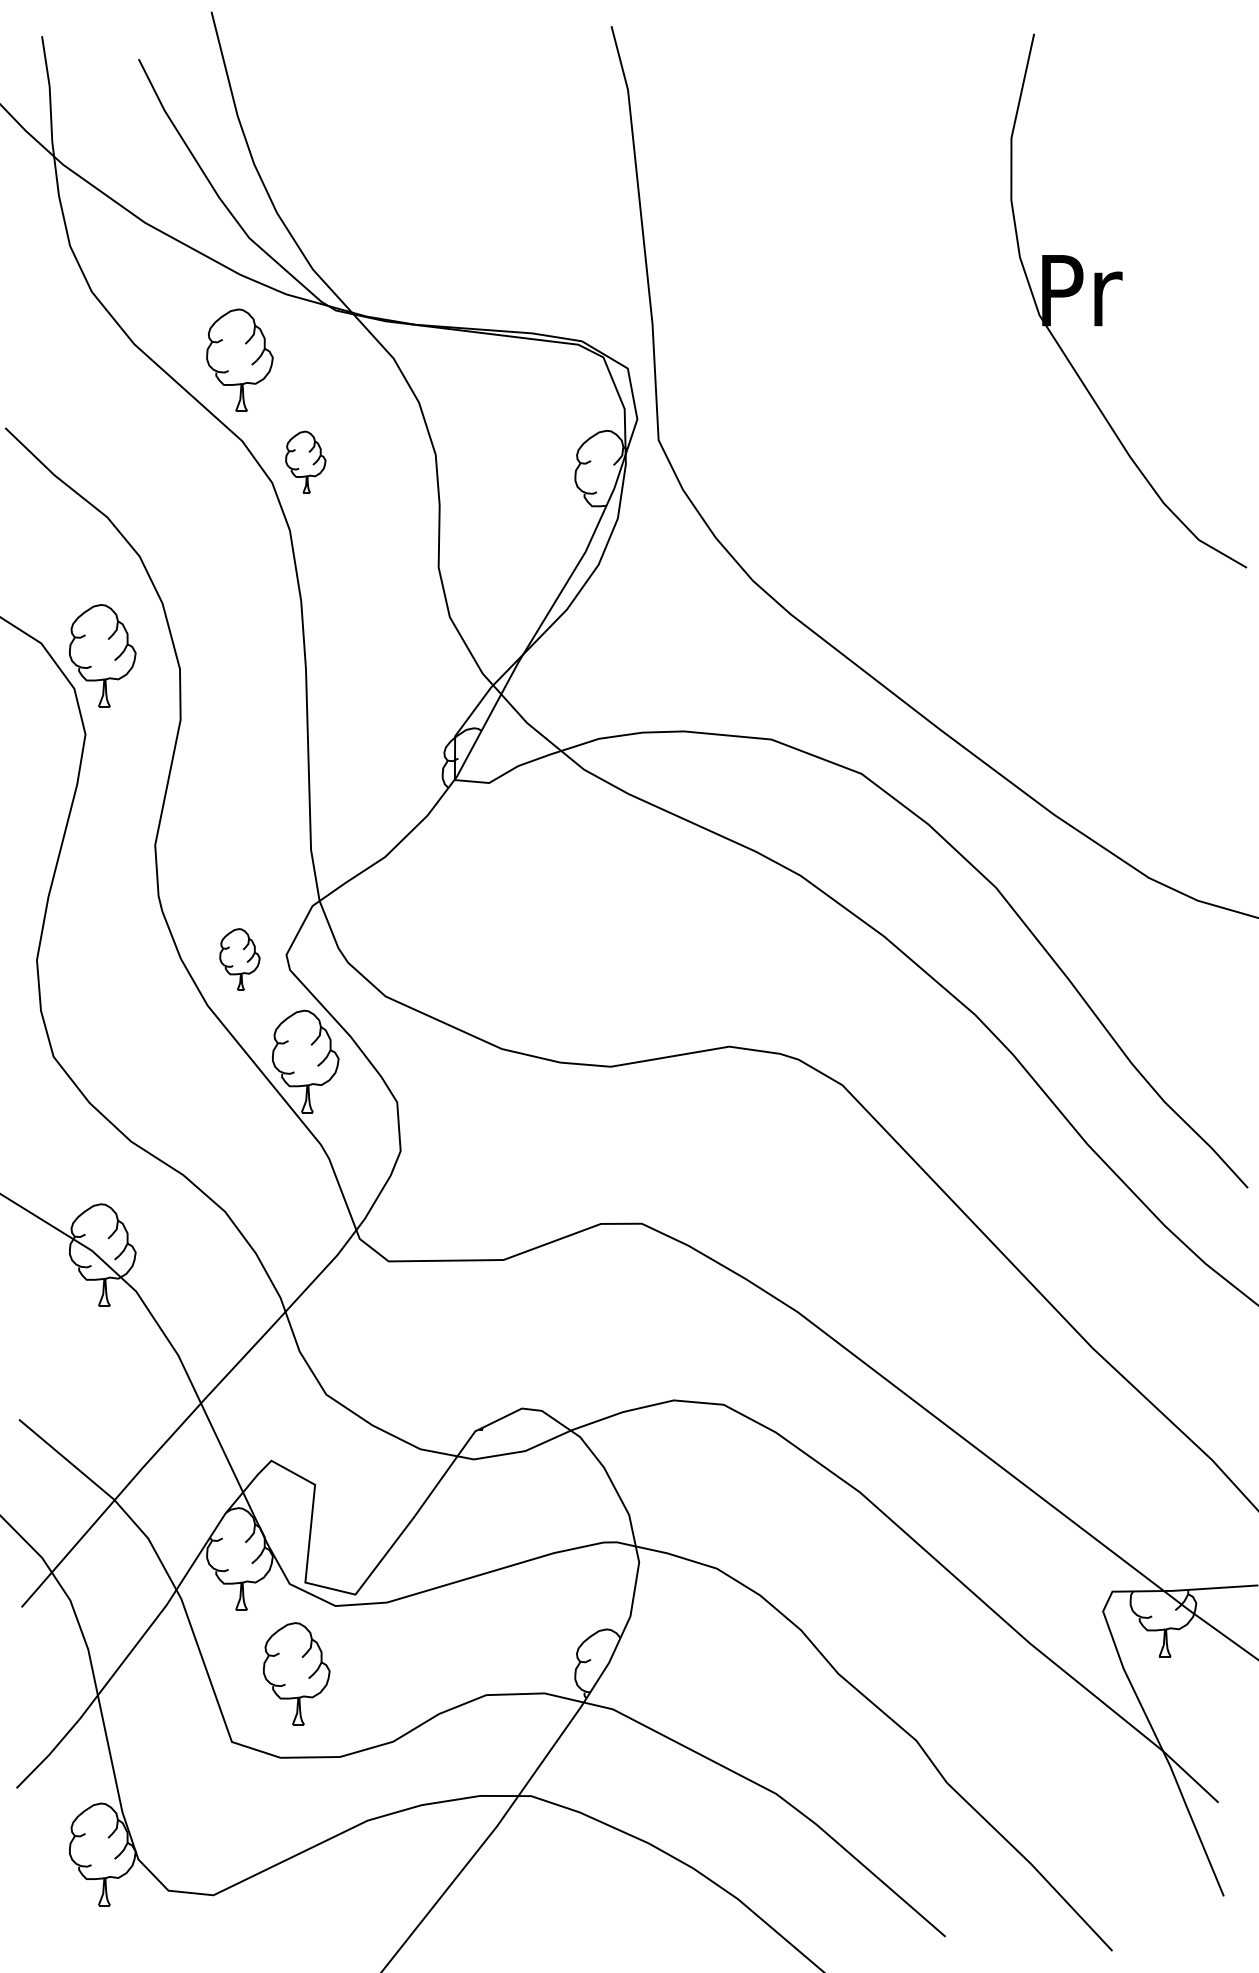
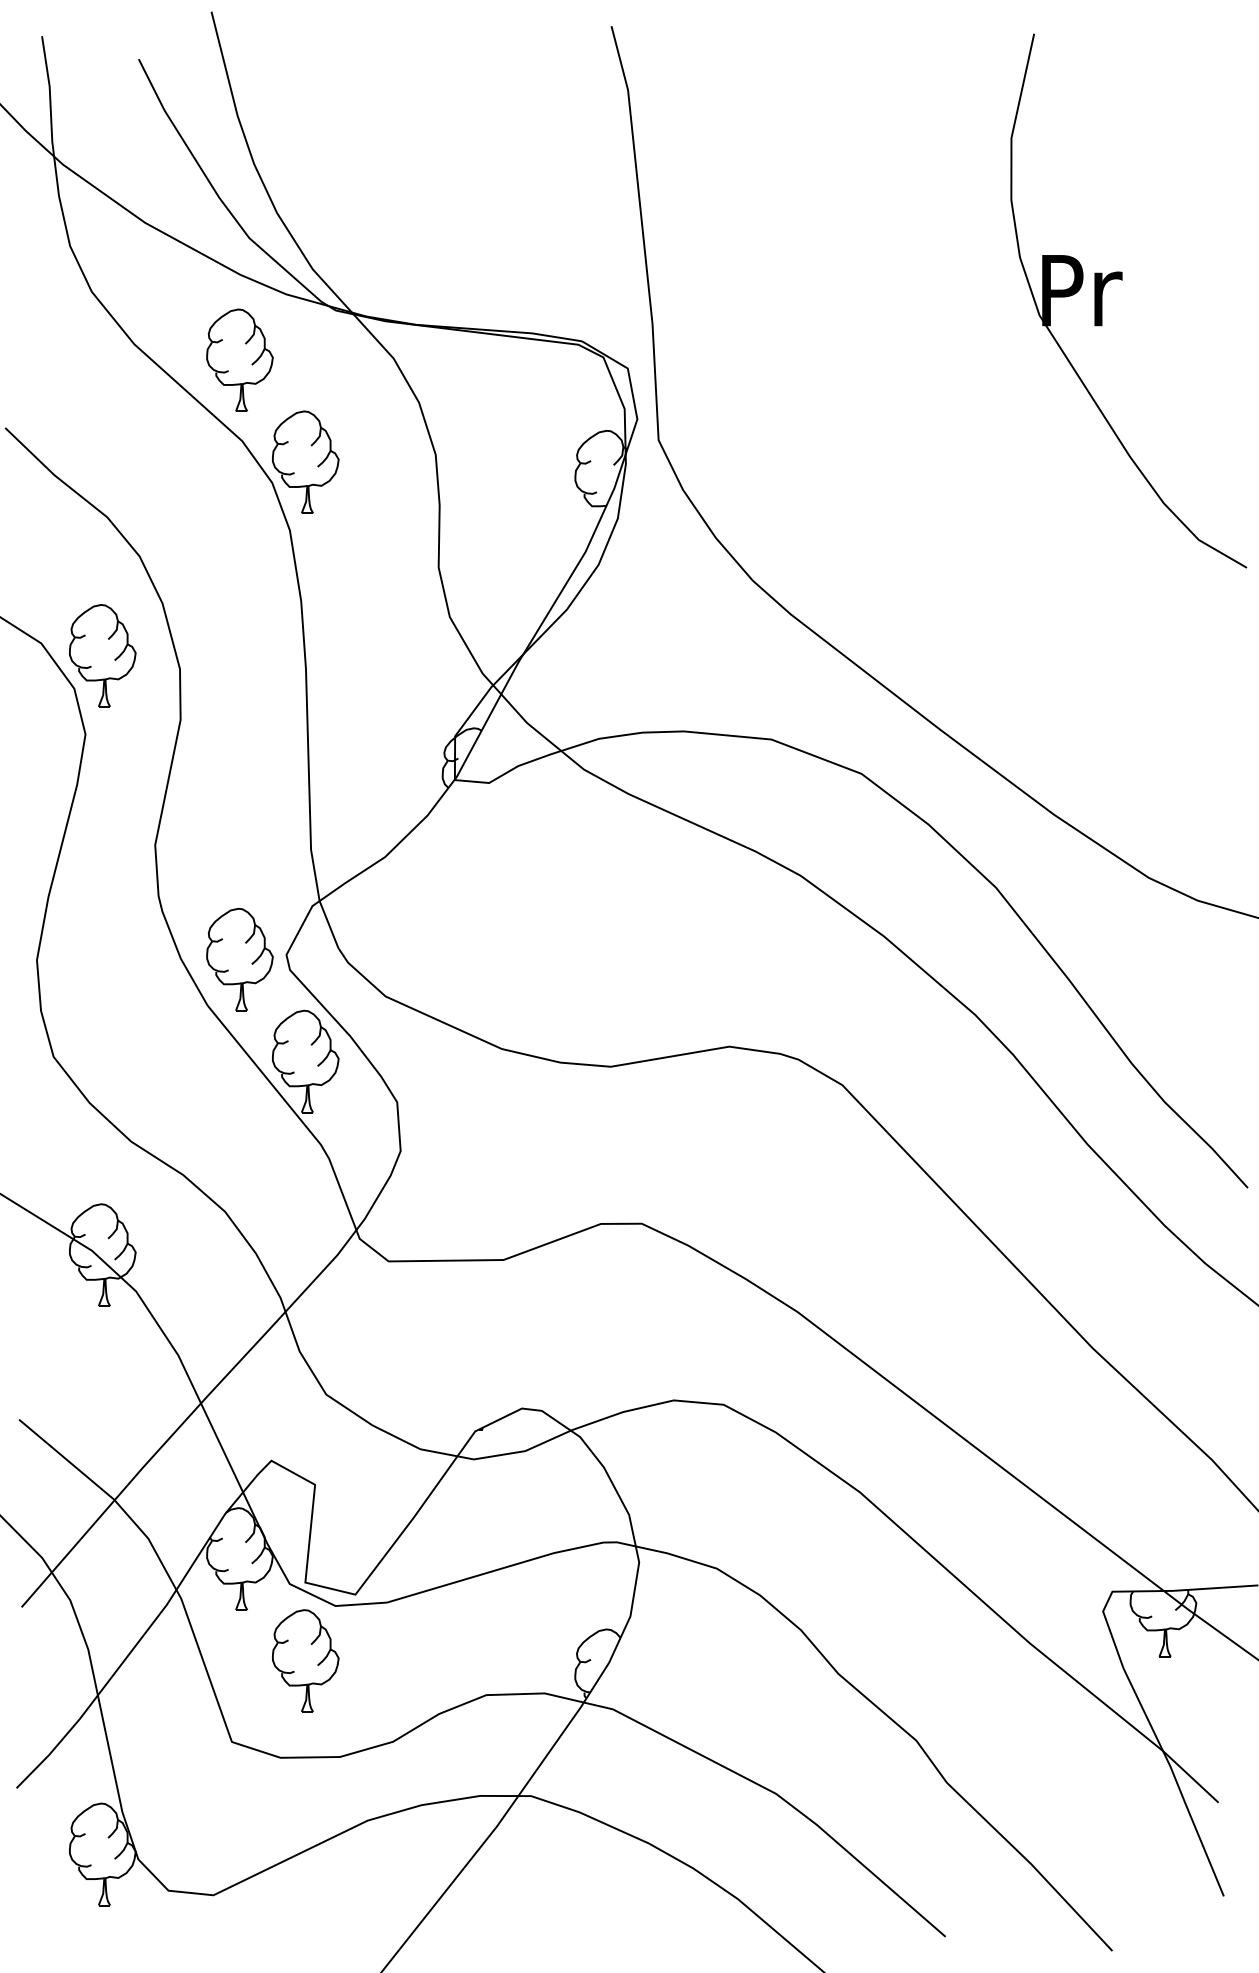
part size: 42x64 px -> 68x104 px (305, 461)
part size: 42x63 px -> 68x105 px (239, 959)
part position: (296, 1673) -> (305, 1660) (305, 1660)
